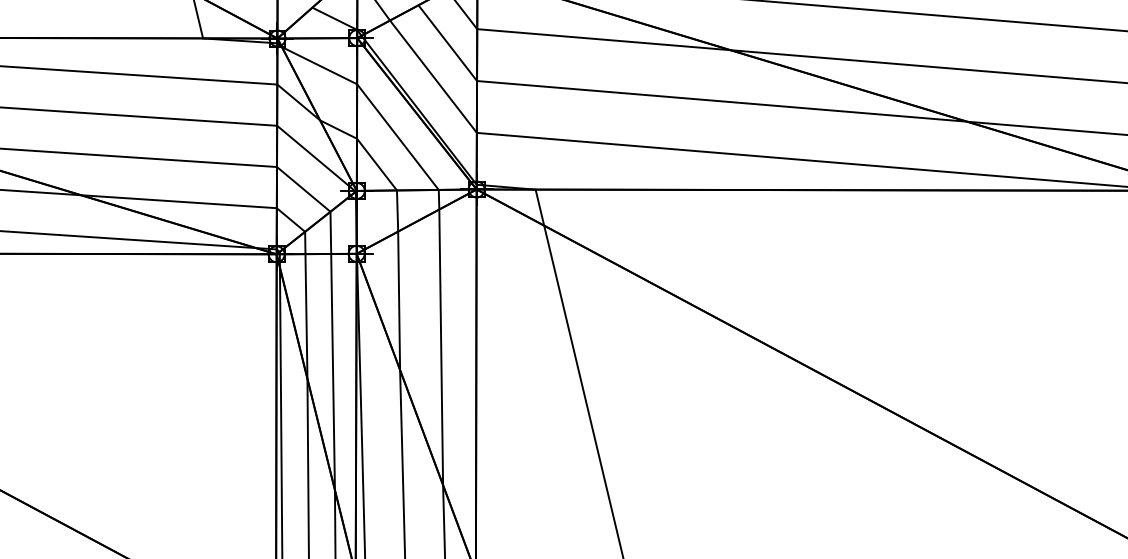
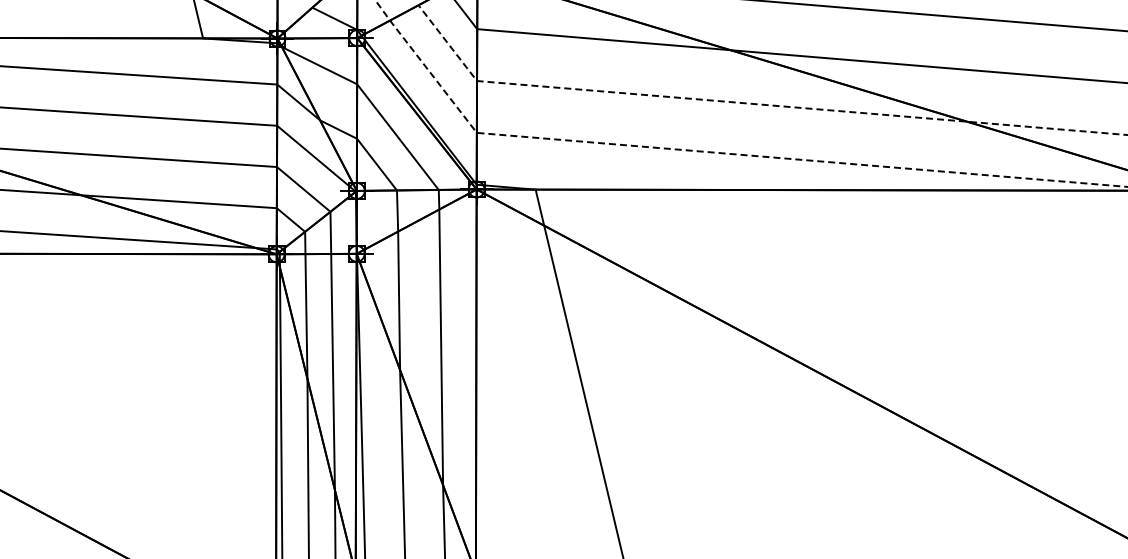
line: solid -> dashed (753, 104)
line: solid -> dashed (716, 152)
